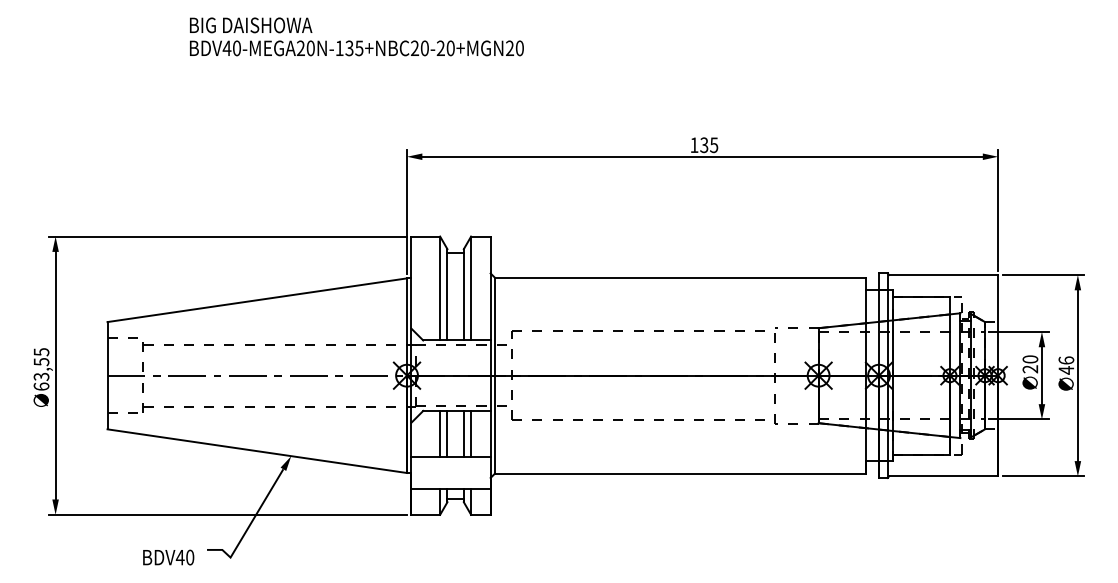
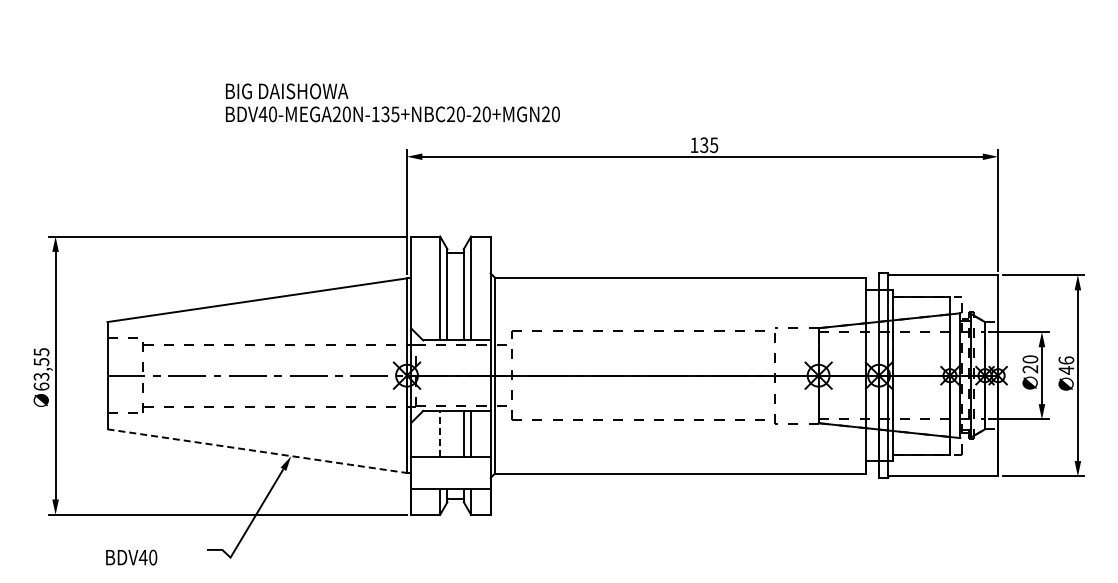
text position: (356, 36) -> (392, 102) (392, 102)
line: solid -> dashed (440, 433)
line: present -> none (447, 433)
line: solid -> dashed (257, 451)
text position: (168, 557) -> (131, 557) (131, 557)
